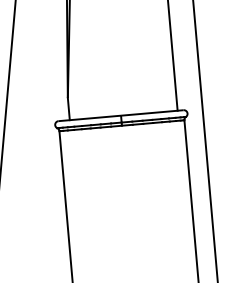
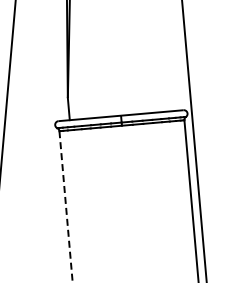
line: present -> none (172, 56)
line position: (205, 140) -> (194, 140) (194, 140)
line: solid -> dashed (66, 206)
